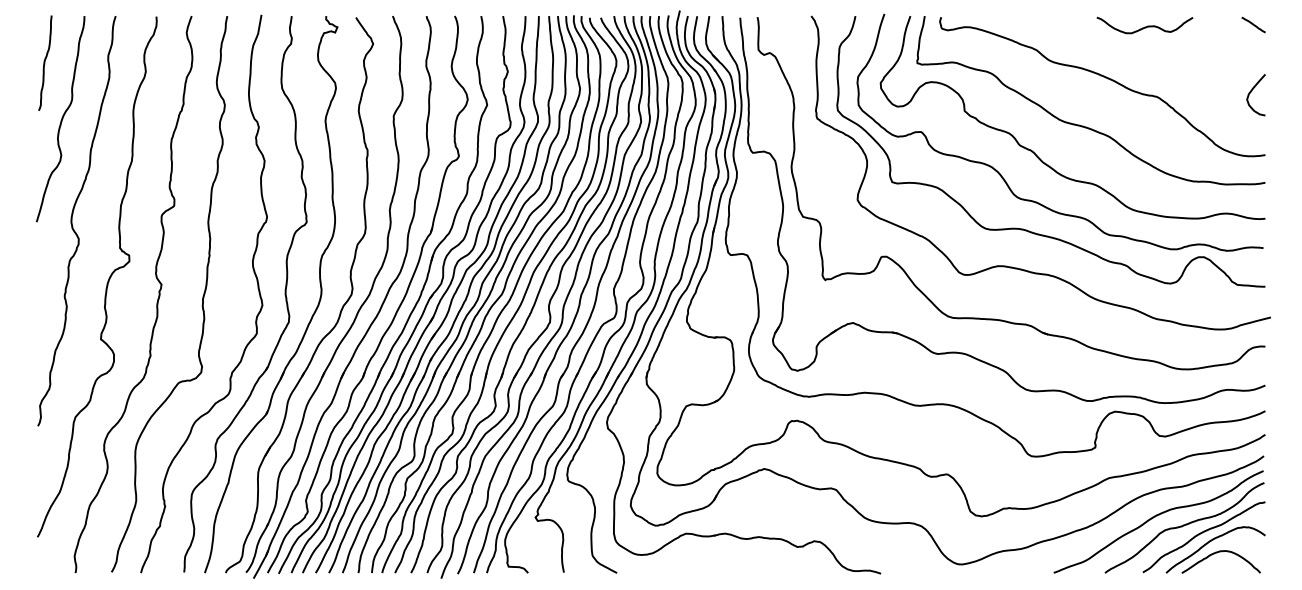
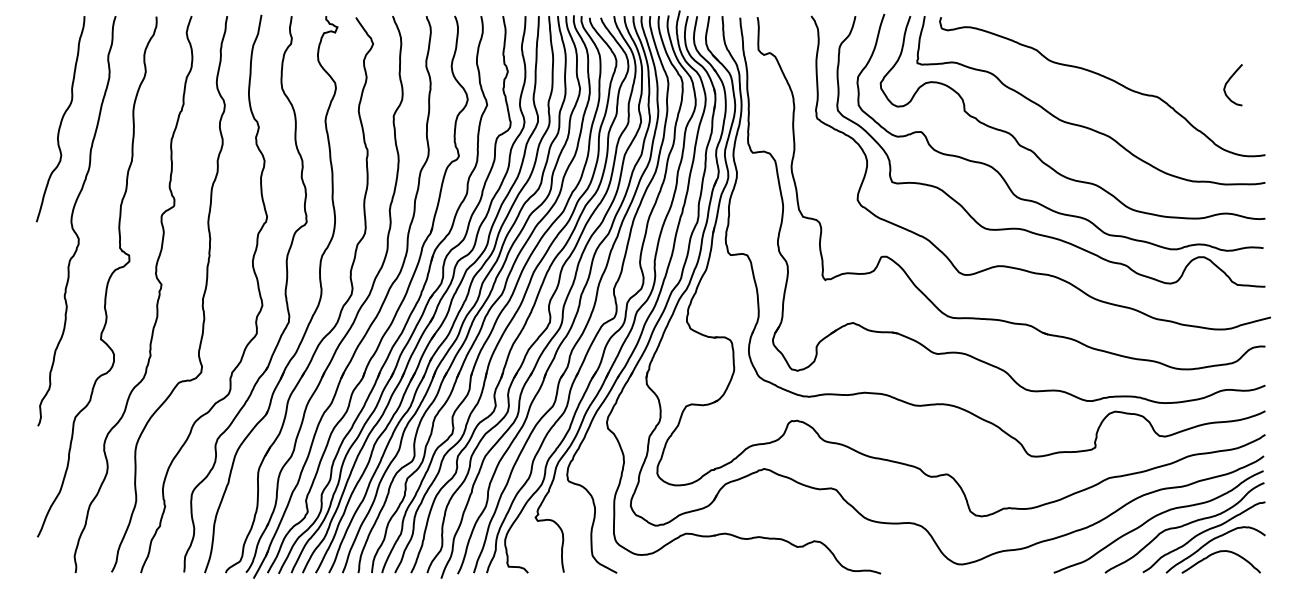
line: present -> none (1253, 24)
curve: present -> none (1144, 26)
curve: present -> none (45, 62)
curve position: (1252, 91) -> (1229, 81) (1229, 81)
